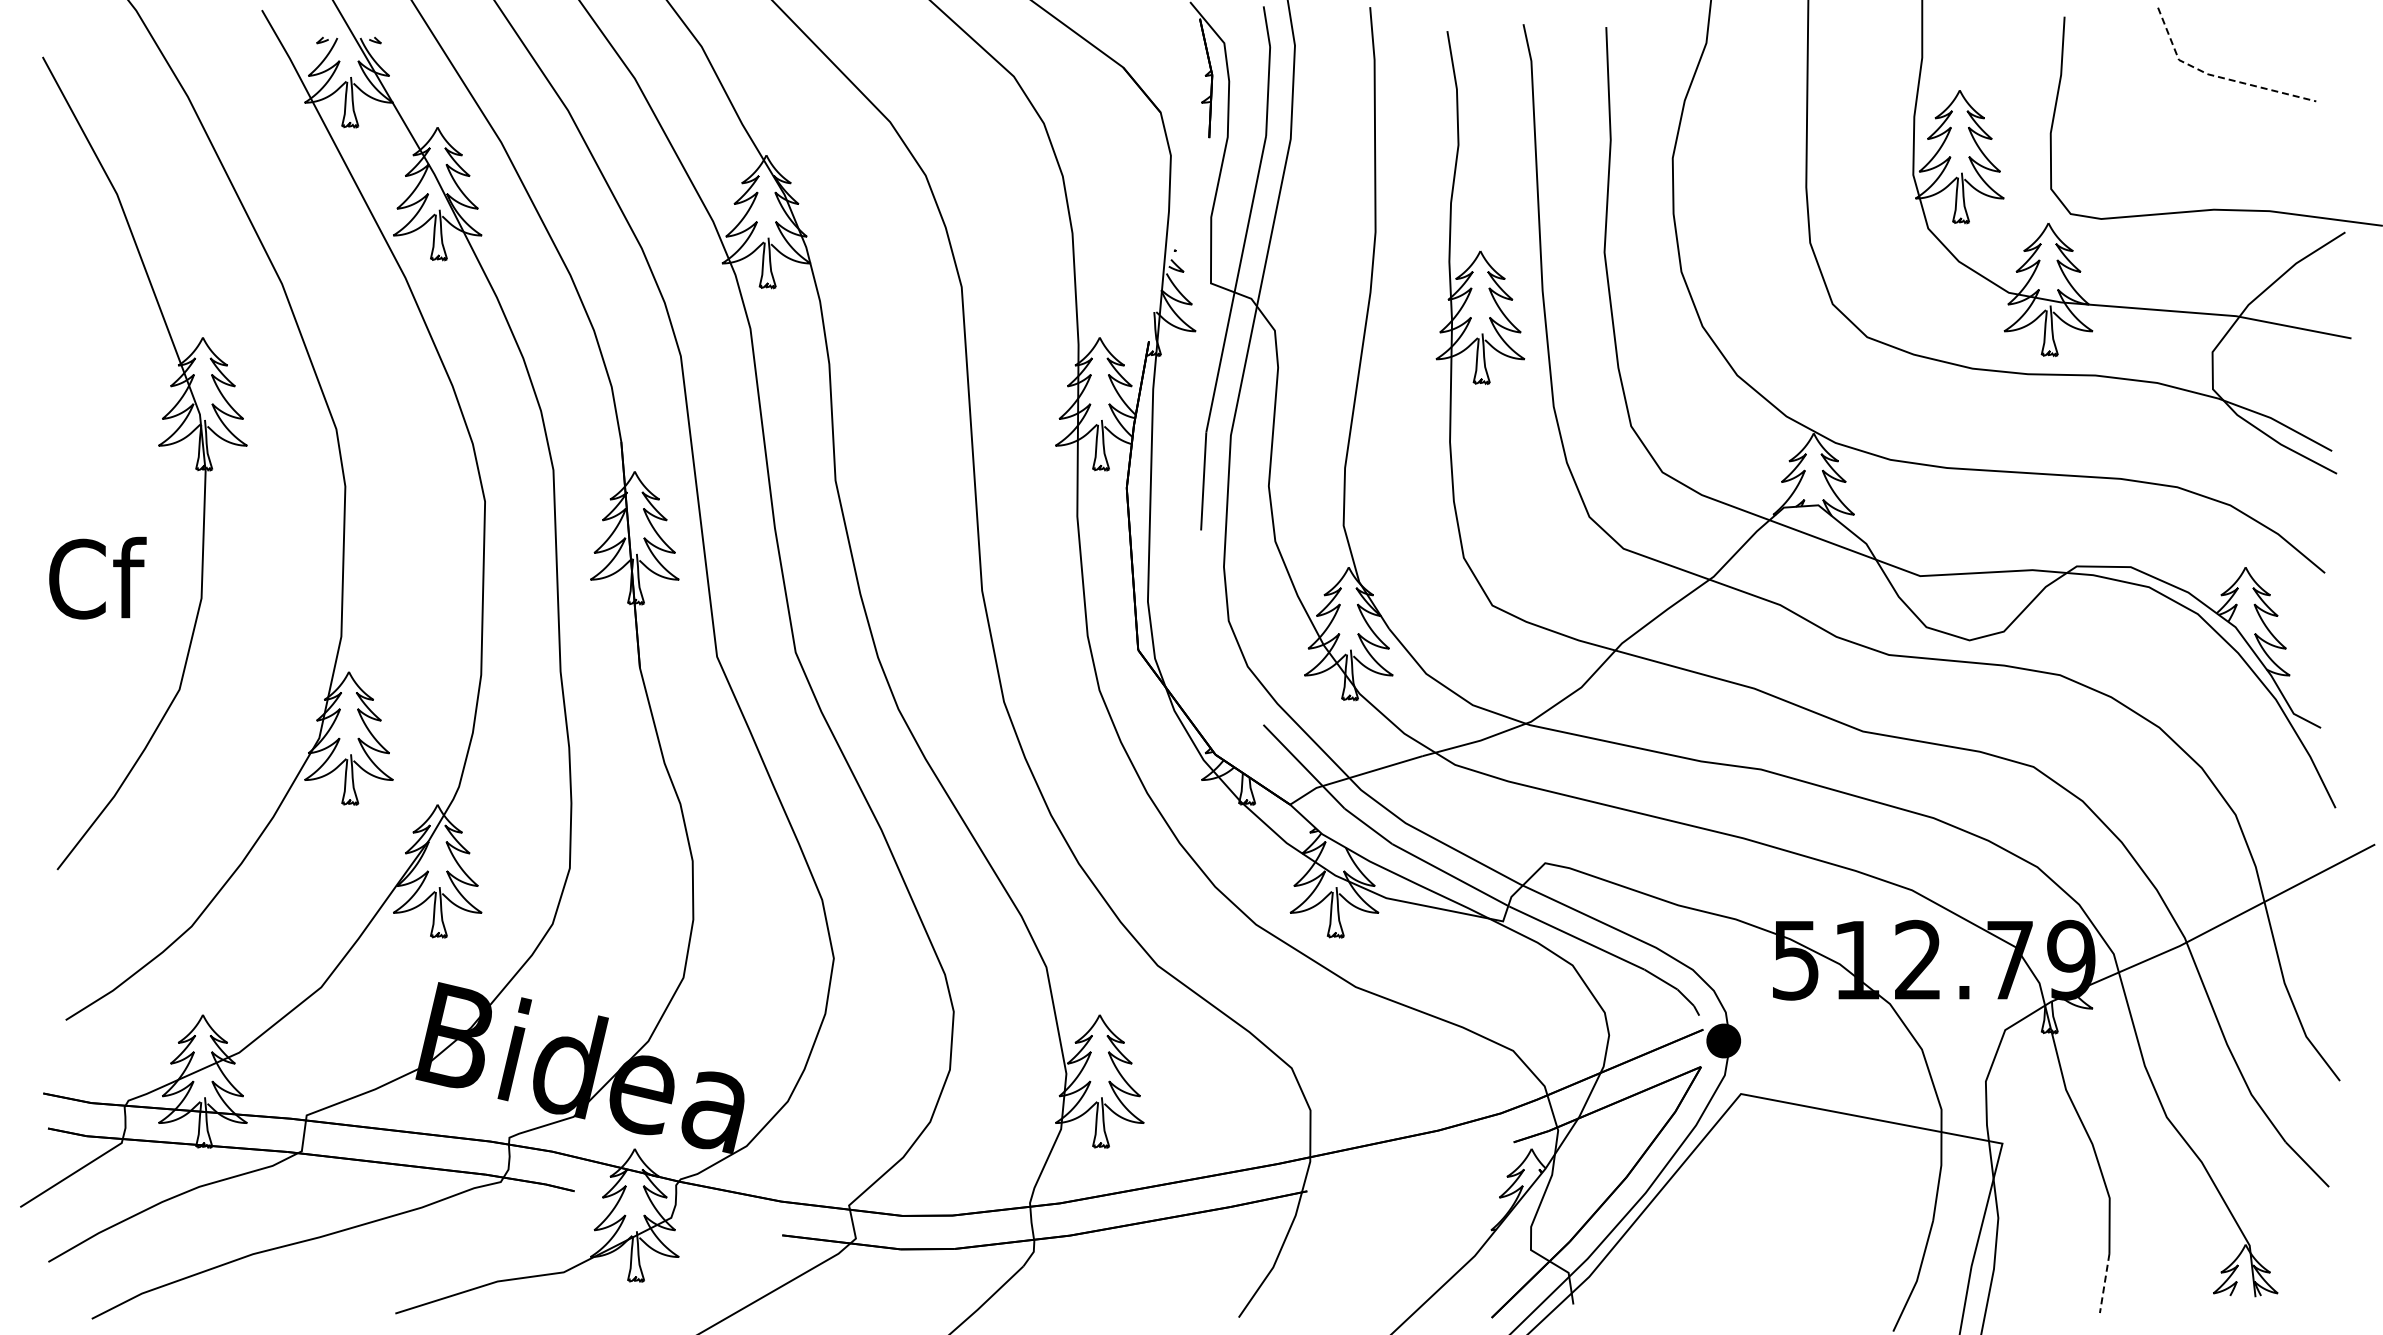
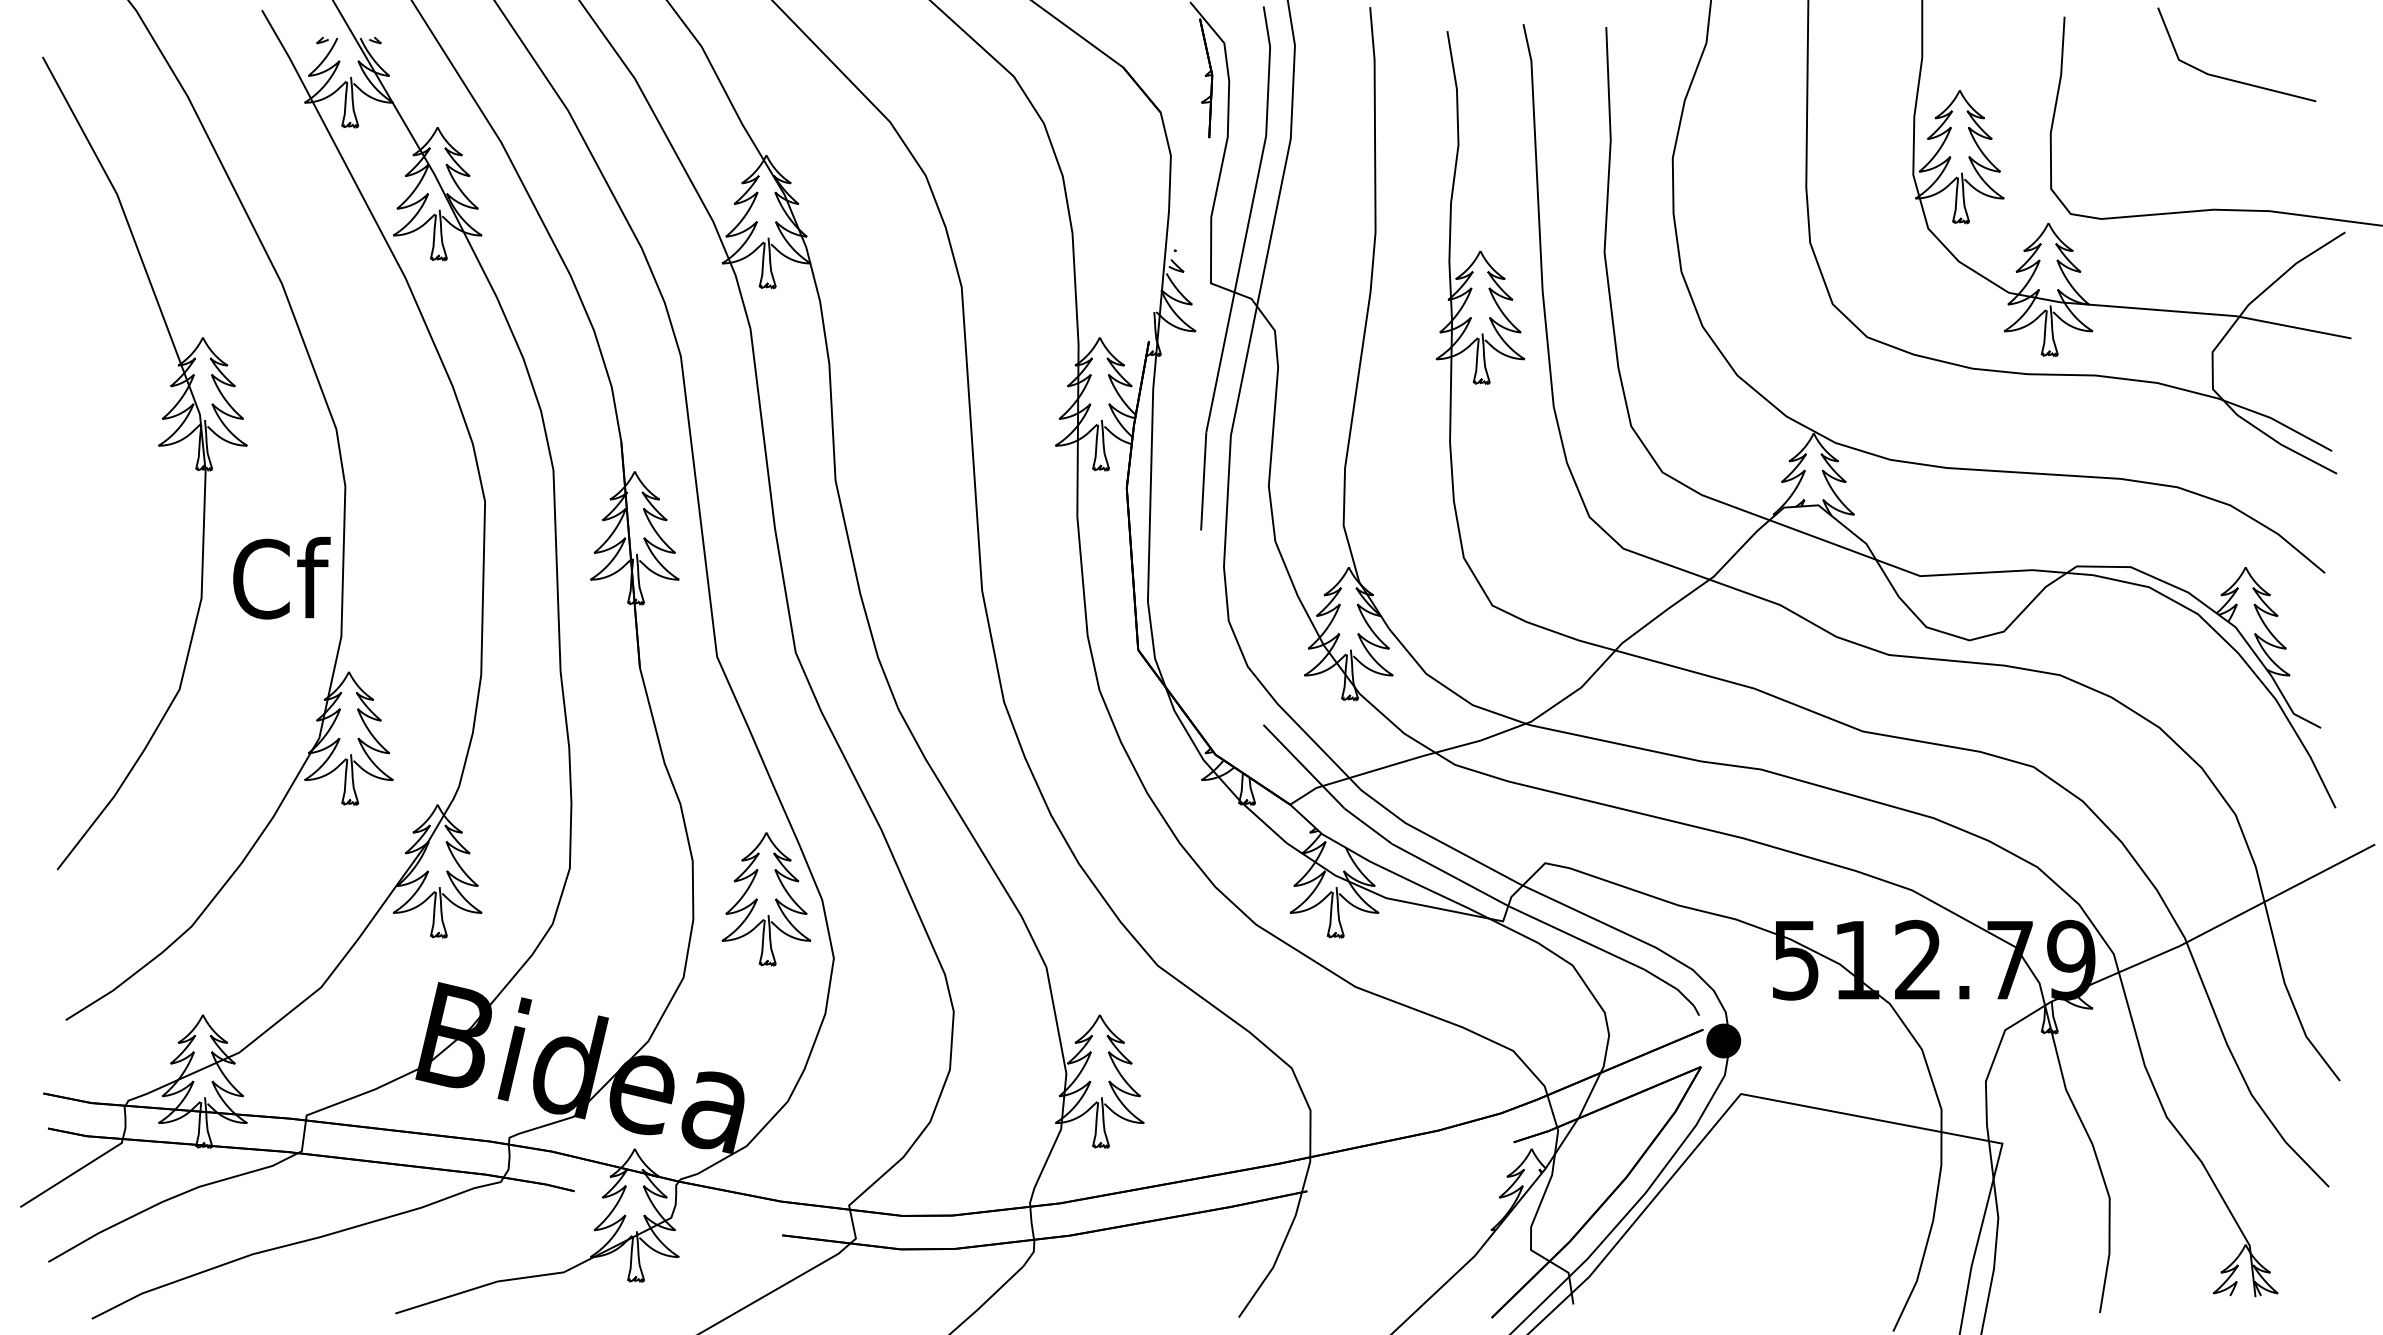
line: dashed -> solid (2217, 76)
text position: (97, 577) -> (281, 577) (281, 577)
part: none -> present (766, 899)
line: dashed -> solid (2104, 1283)
